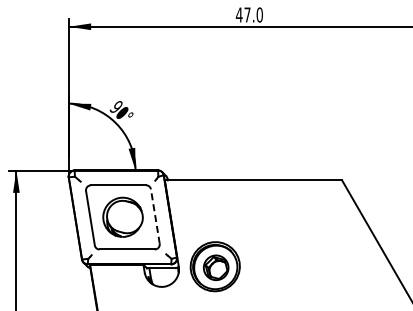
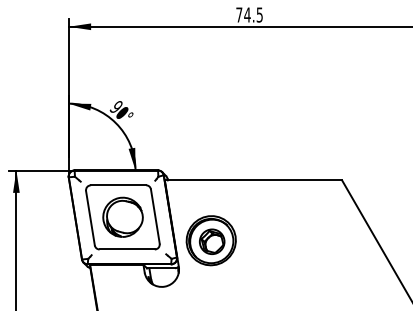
text: 47.0 -> 74.5 (248, 14)
line: dashed -> solid (155, 216)
part position: (214, 266) -> (210, 240) (210, 240)
